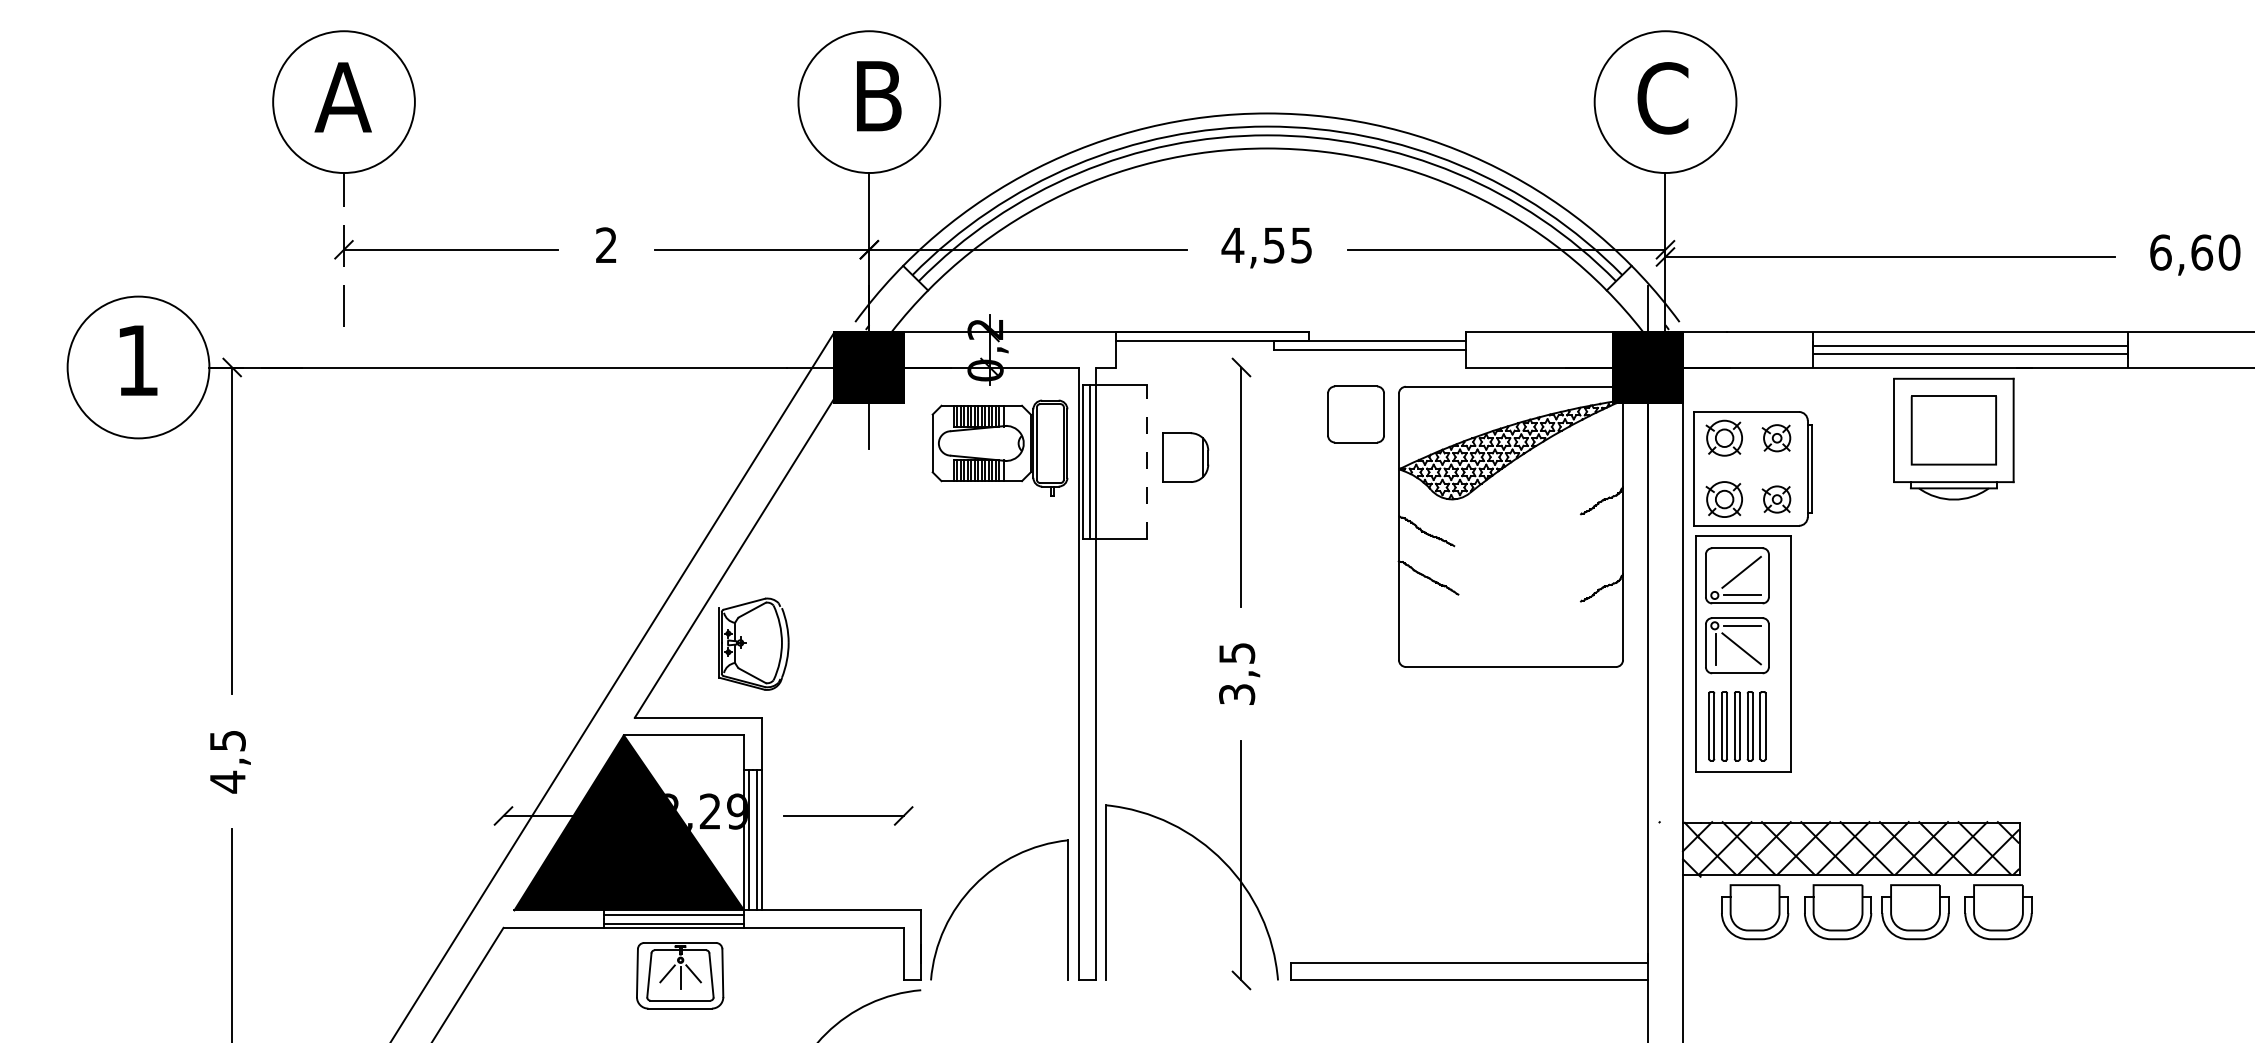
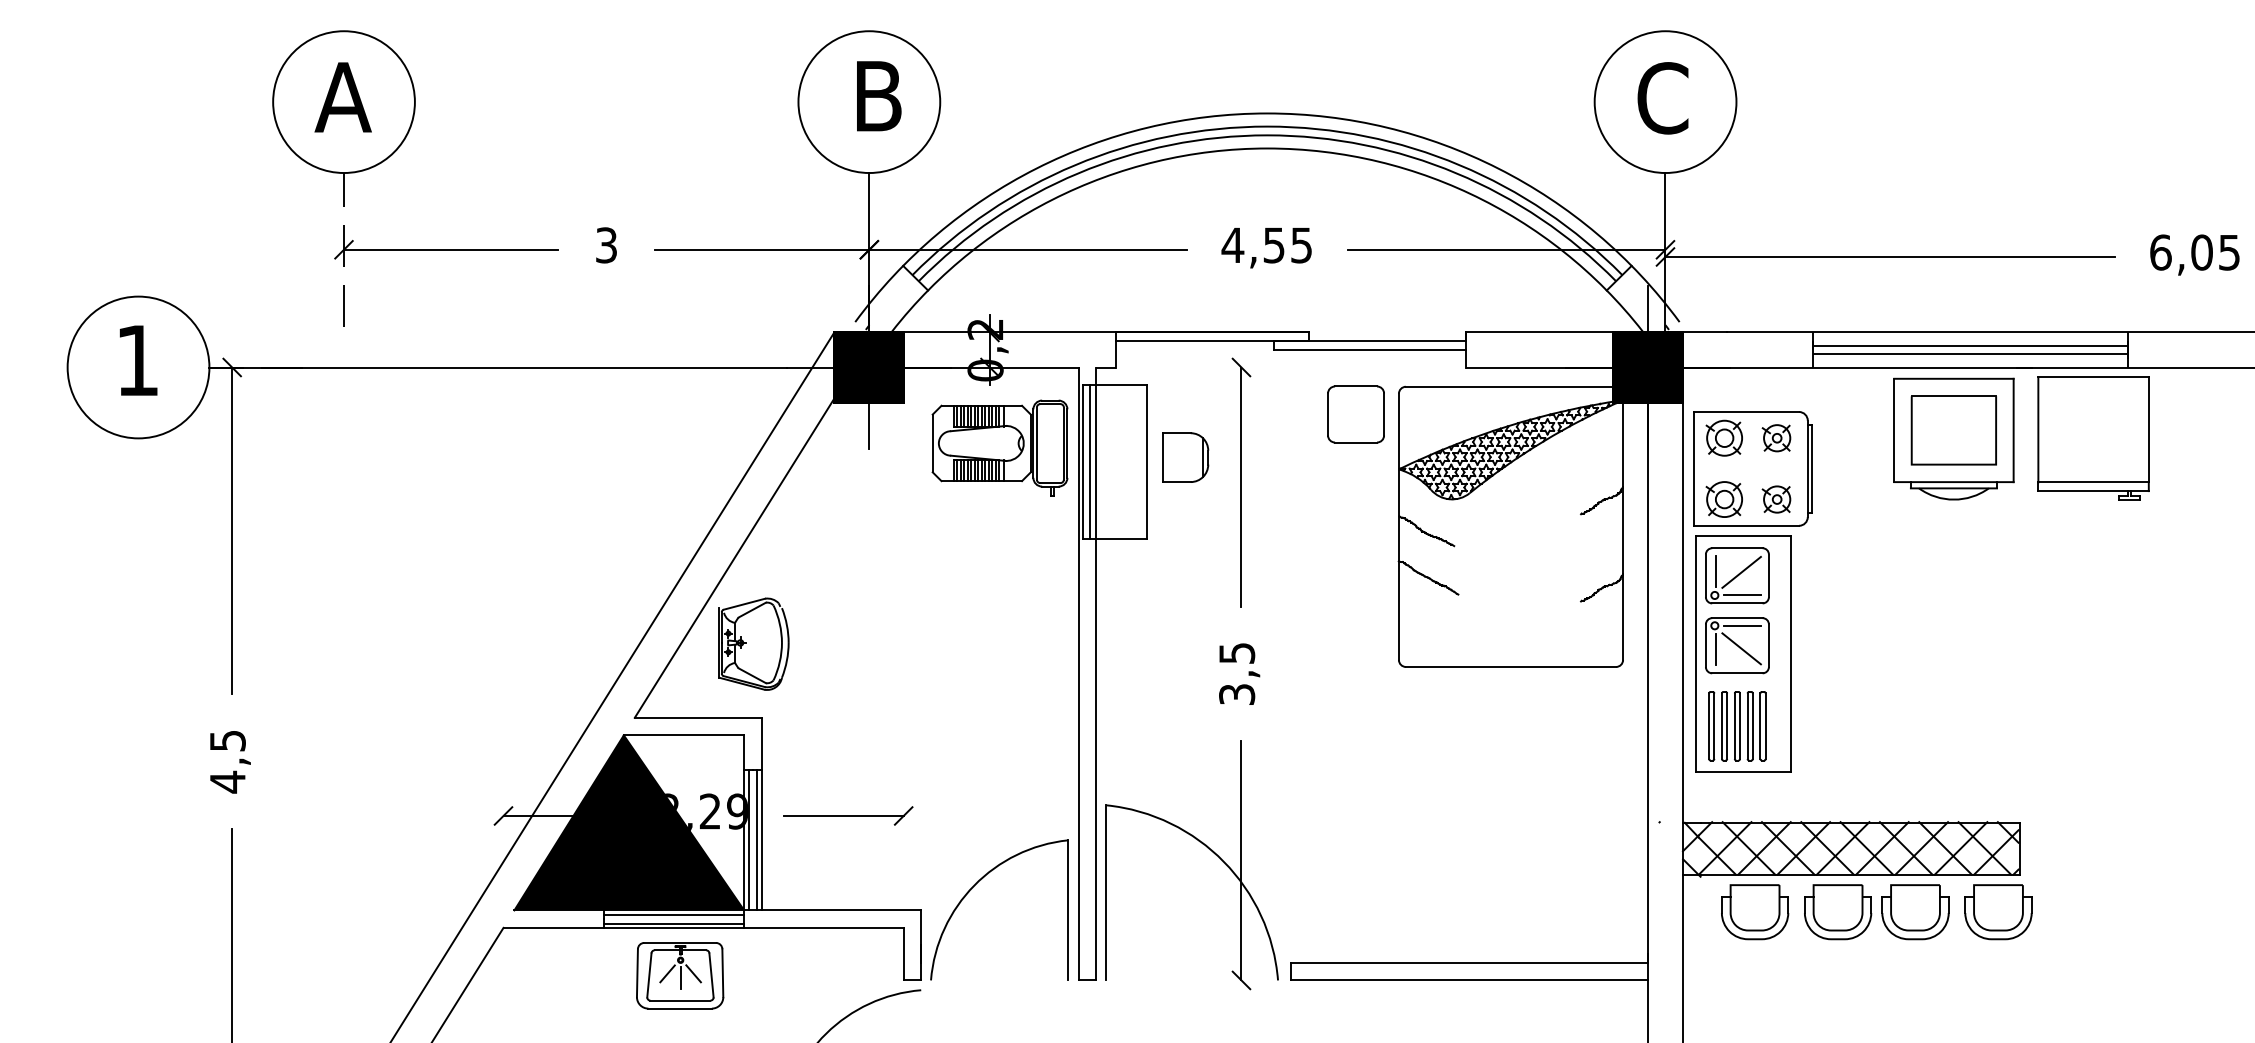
text: 2 -> 3 (606, 245)
text: 6,60 -> 6,05 (2215, 252)
part: none -> present (2093, 438)
line: dashed -> solid (1146, 461)
line: none -> present (1716, 571)
